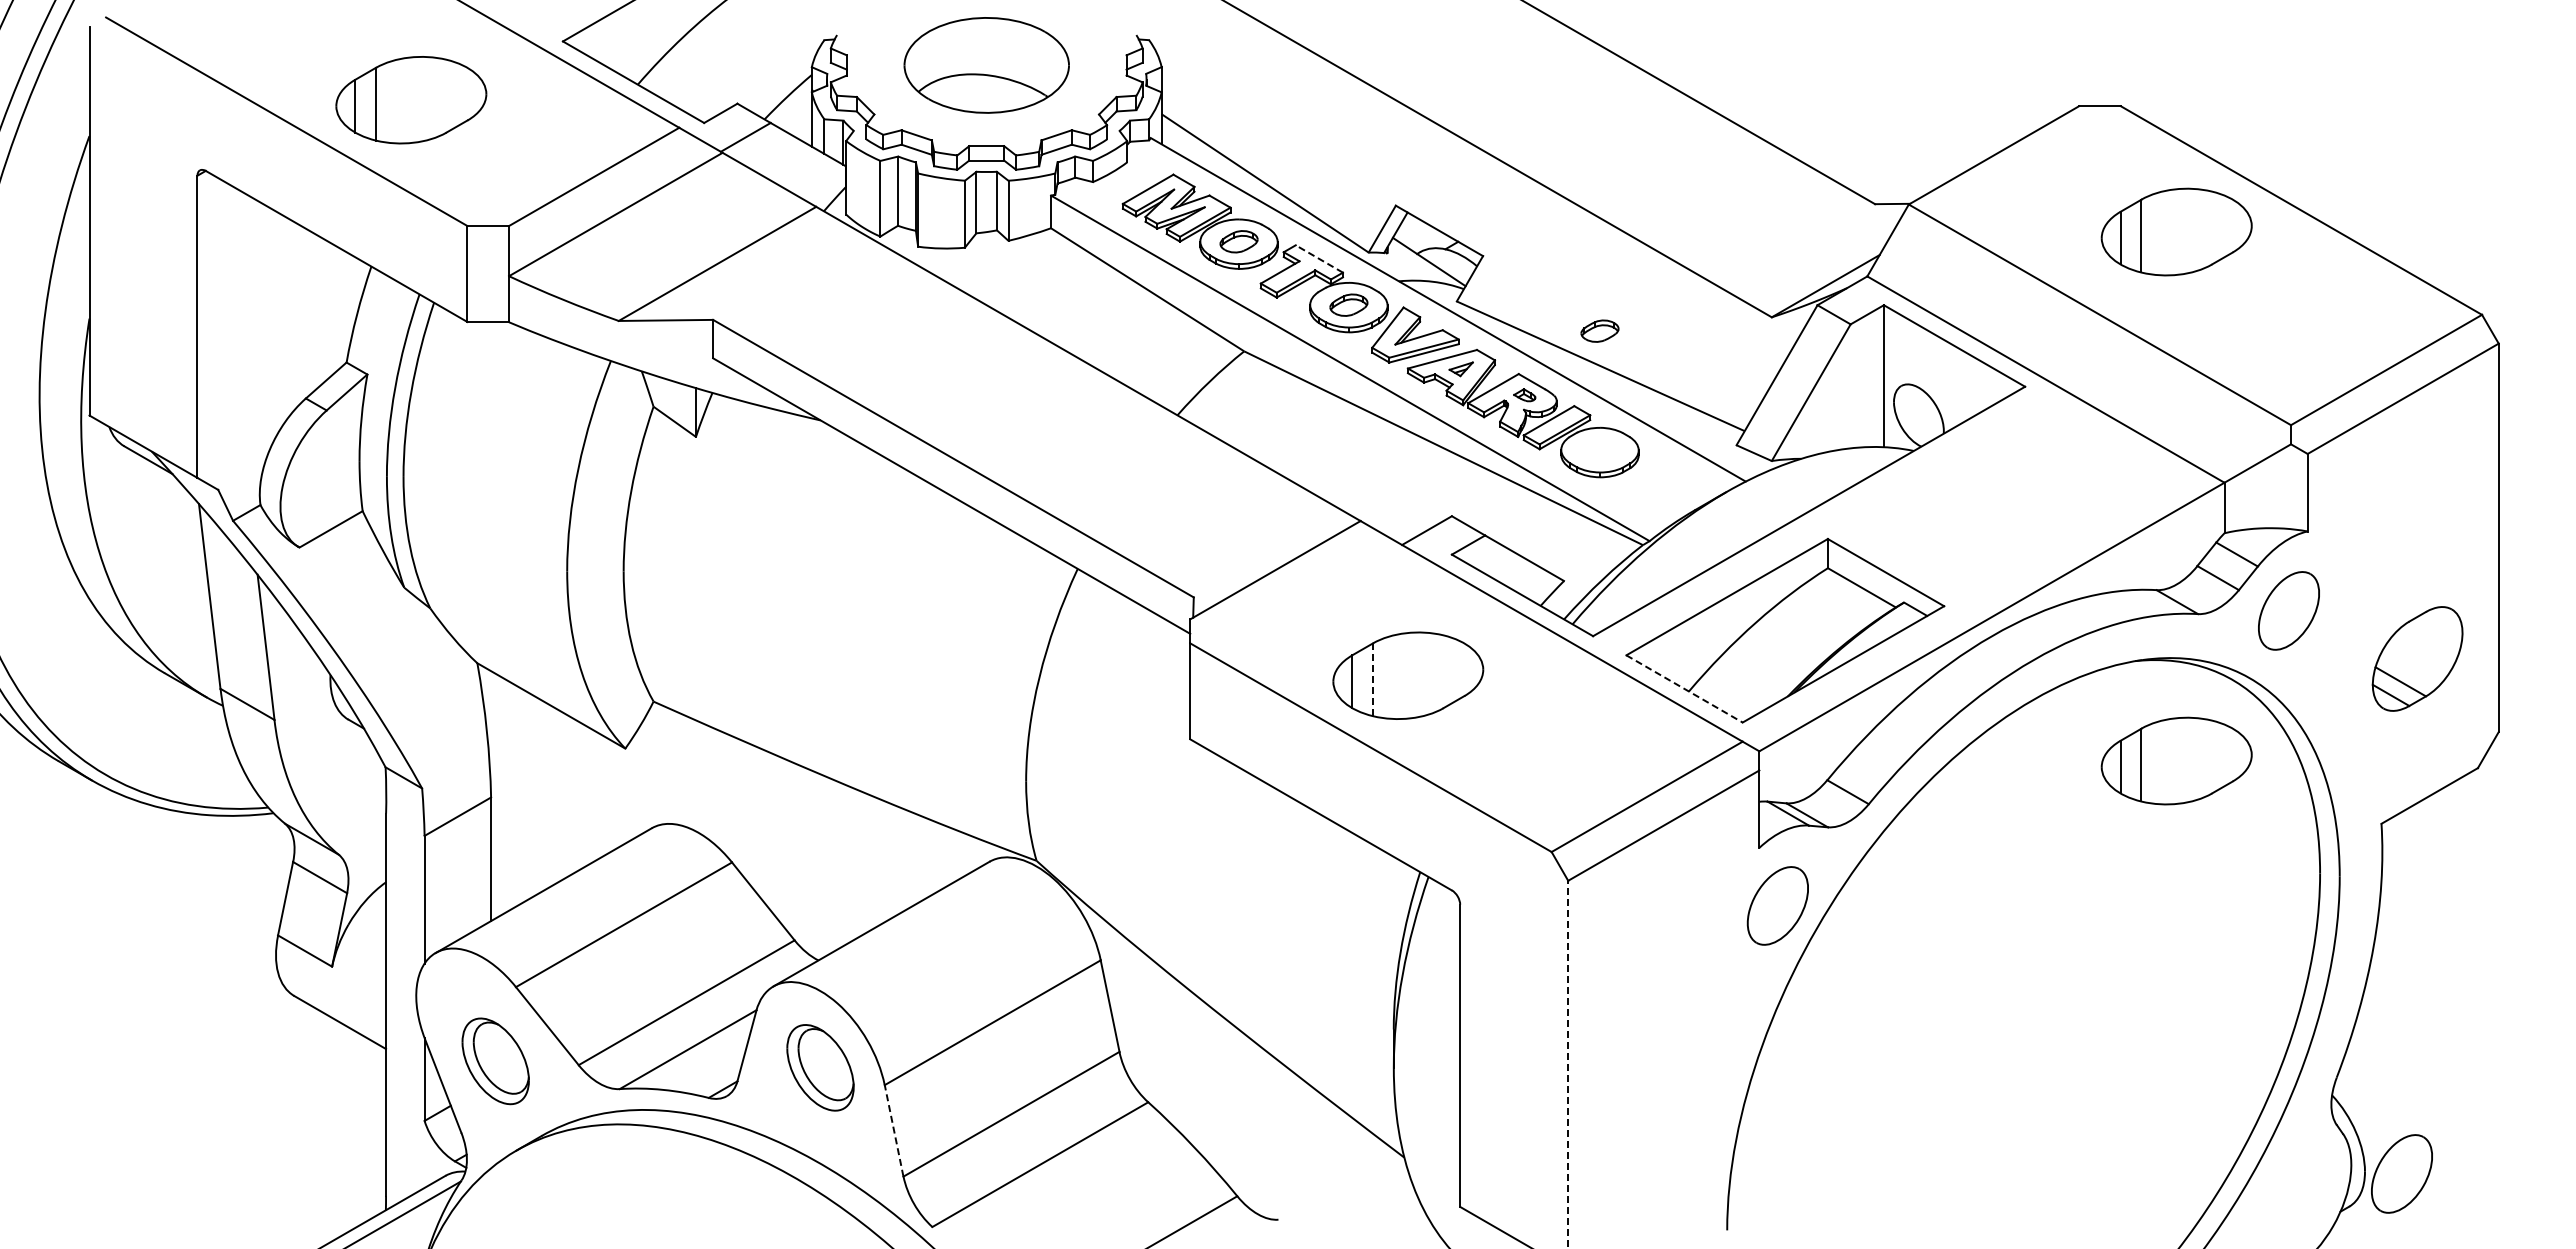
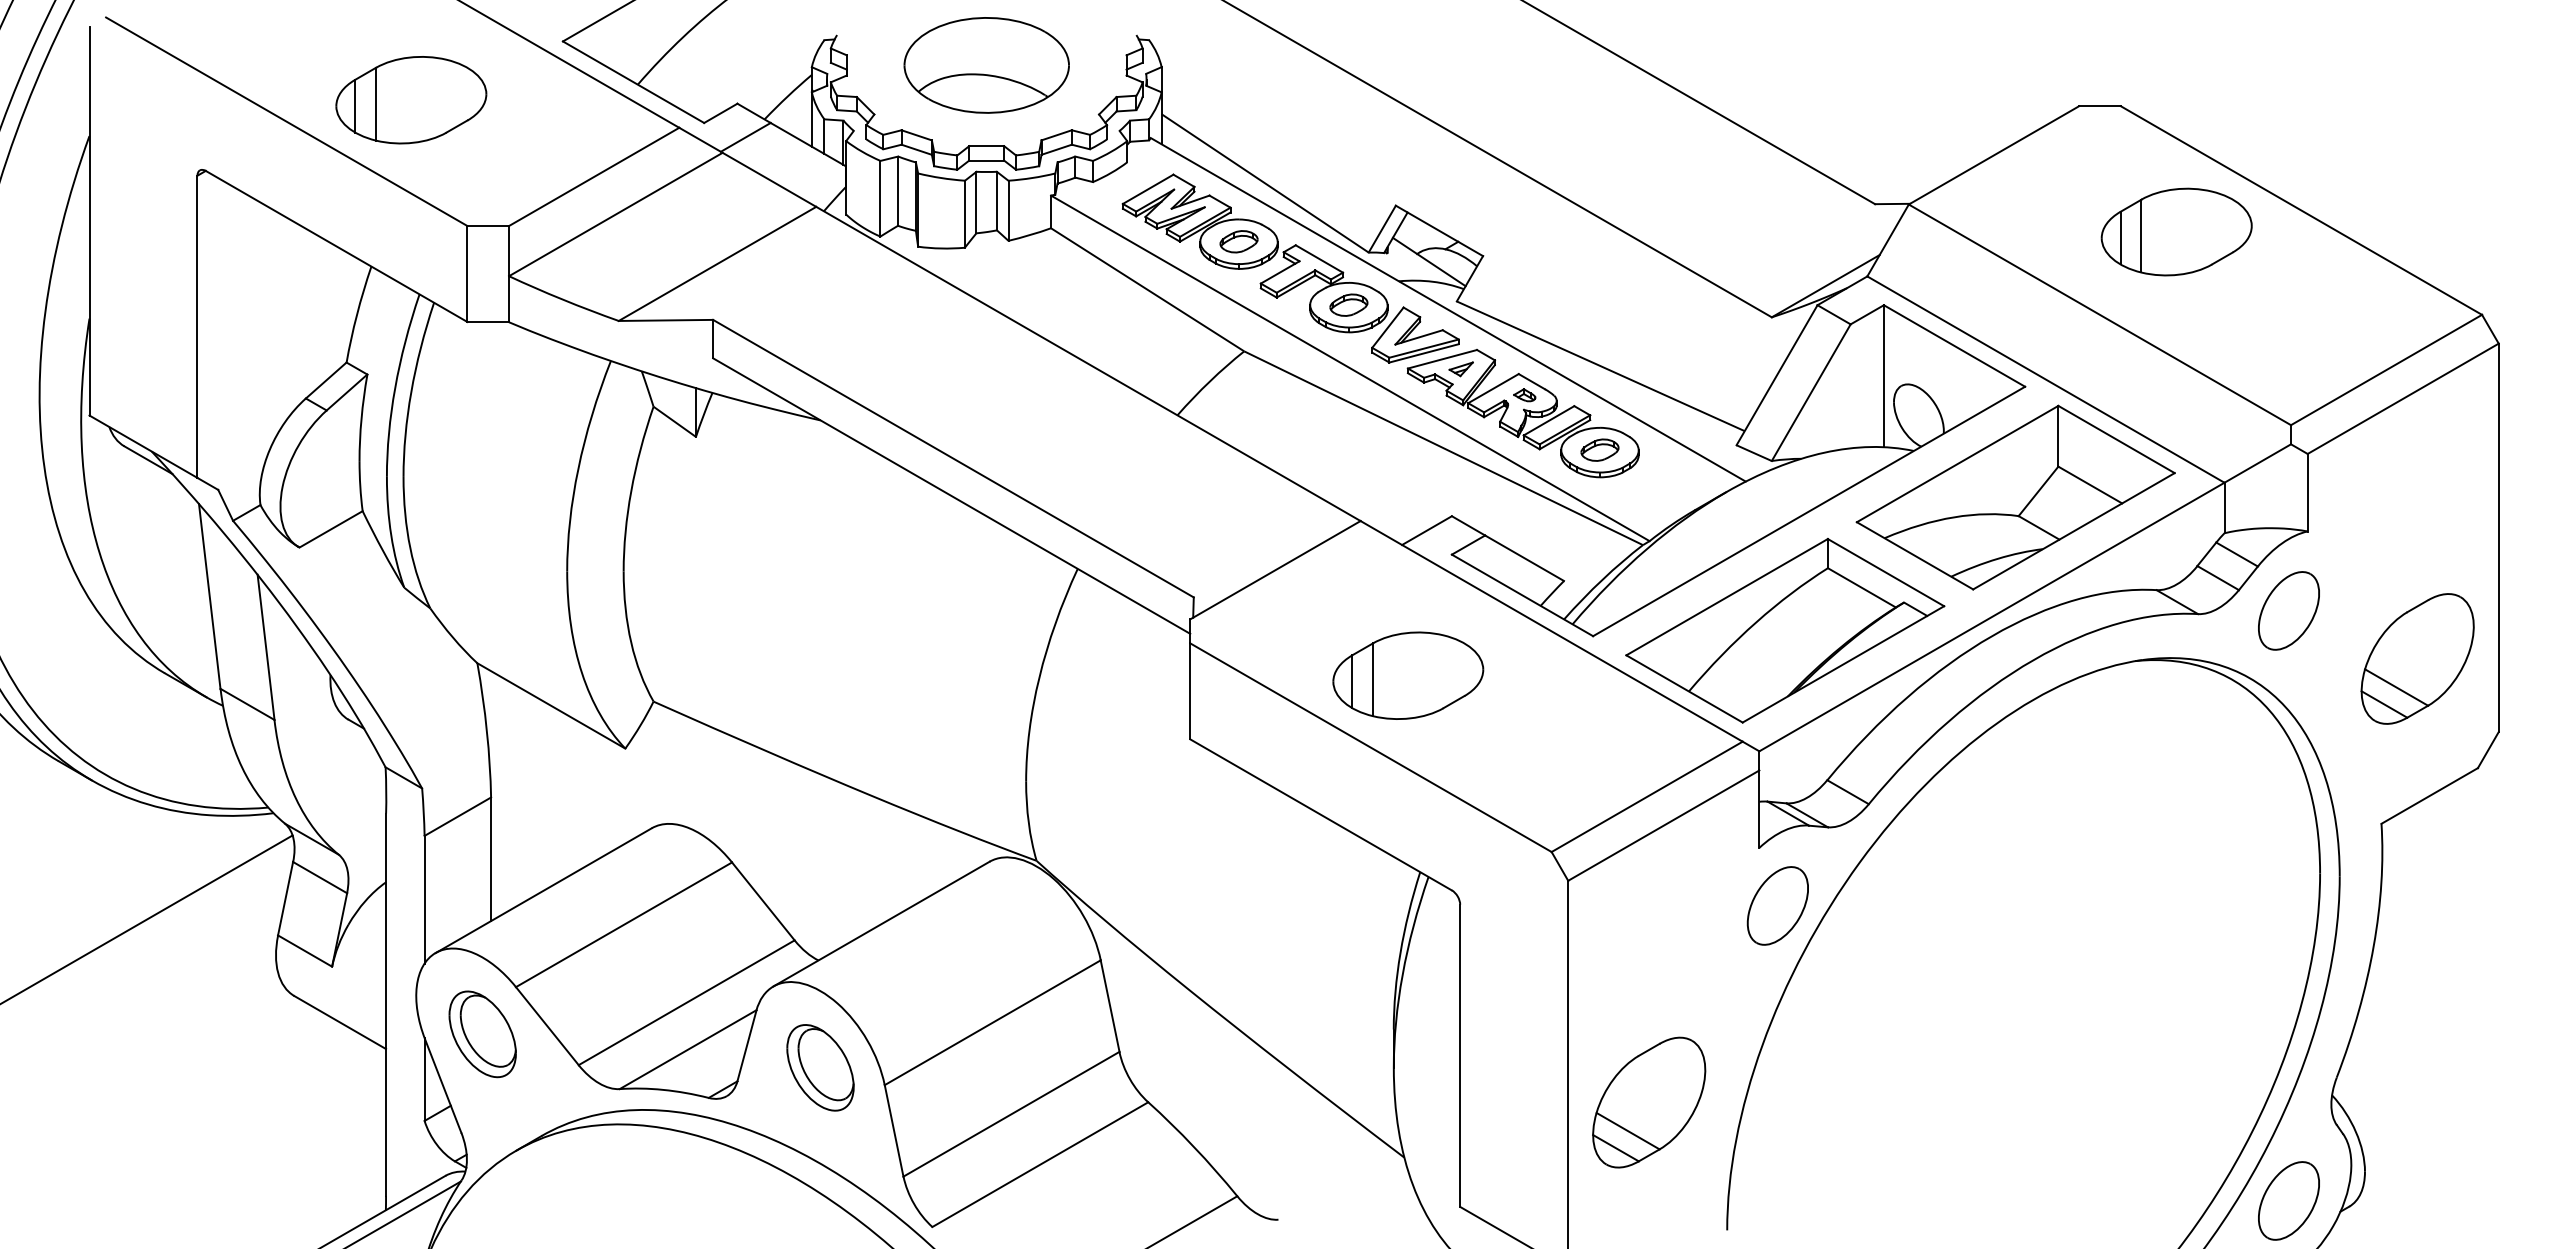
line: dashed -> solid (1318, 258)
part position: (1599, 330) -> (1599, 449) (1599, 449)
part: none -> present (2015, 497)
part size: 93x106 px -> 115x132 px (2417, 658)
line: dashed -> solid (1373, 680)
line: dashed -> solid (1684, 689)
part: present -> none (2176, 760)
line: none -> present (147, 919)
part position: (495, 1061) -> (482, 1034) (482, 1034)
line: dashed -> solid (1568, 1064)
part: none -> present (1649, 1102)
line: dashed -> solid (894, 1130)
part position: (2401, 1173) -> (2288, 1200) (2288, 1200)
